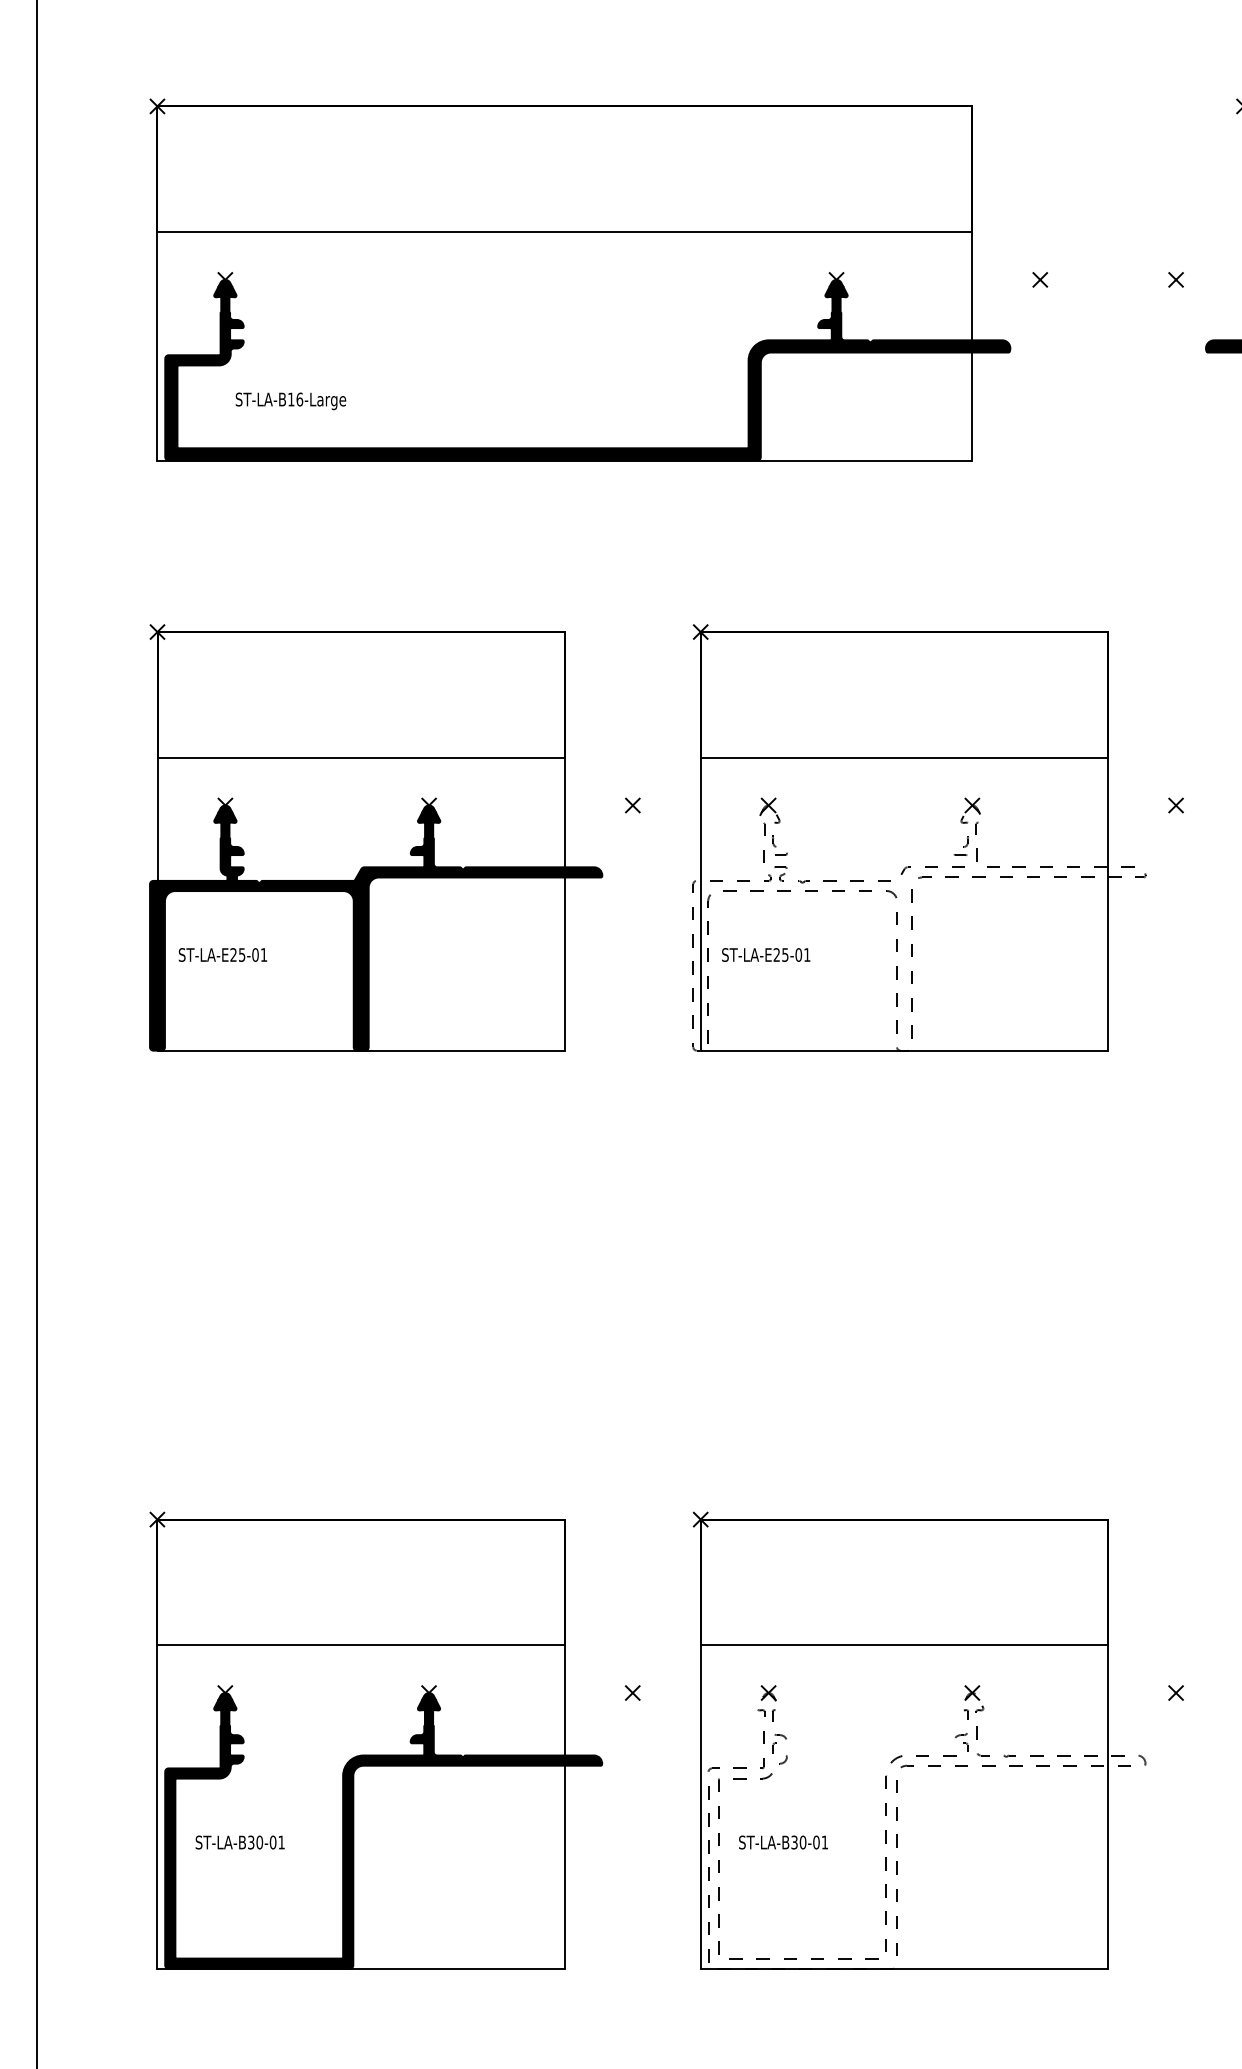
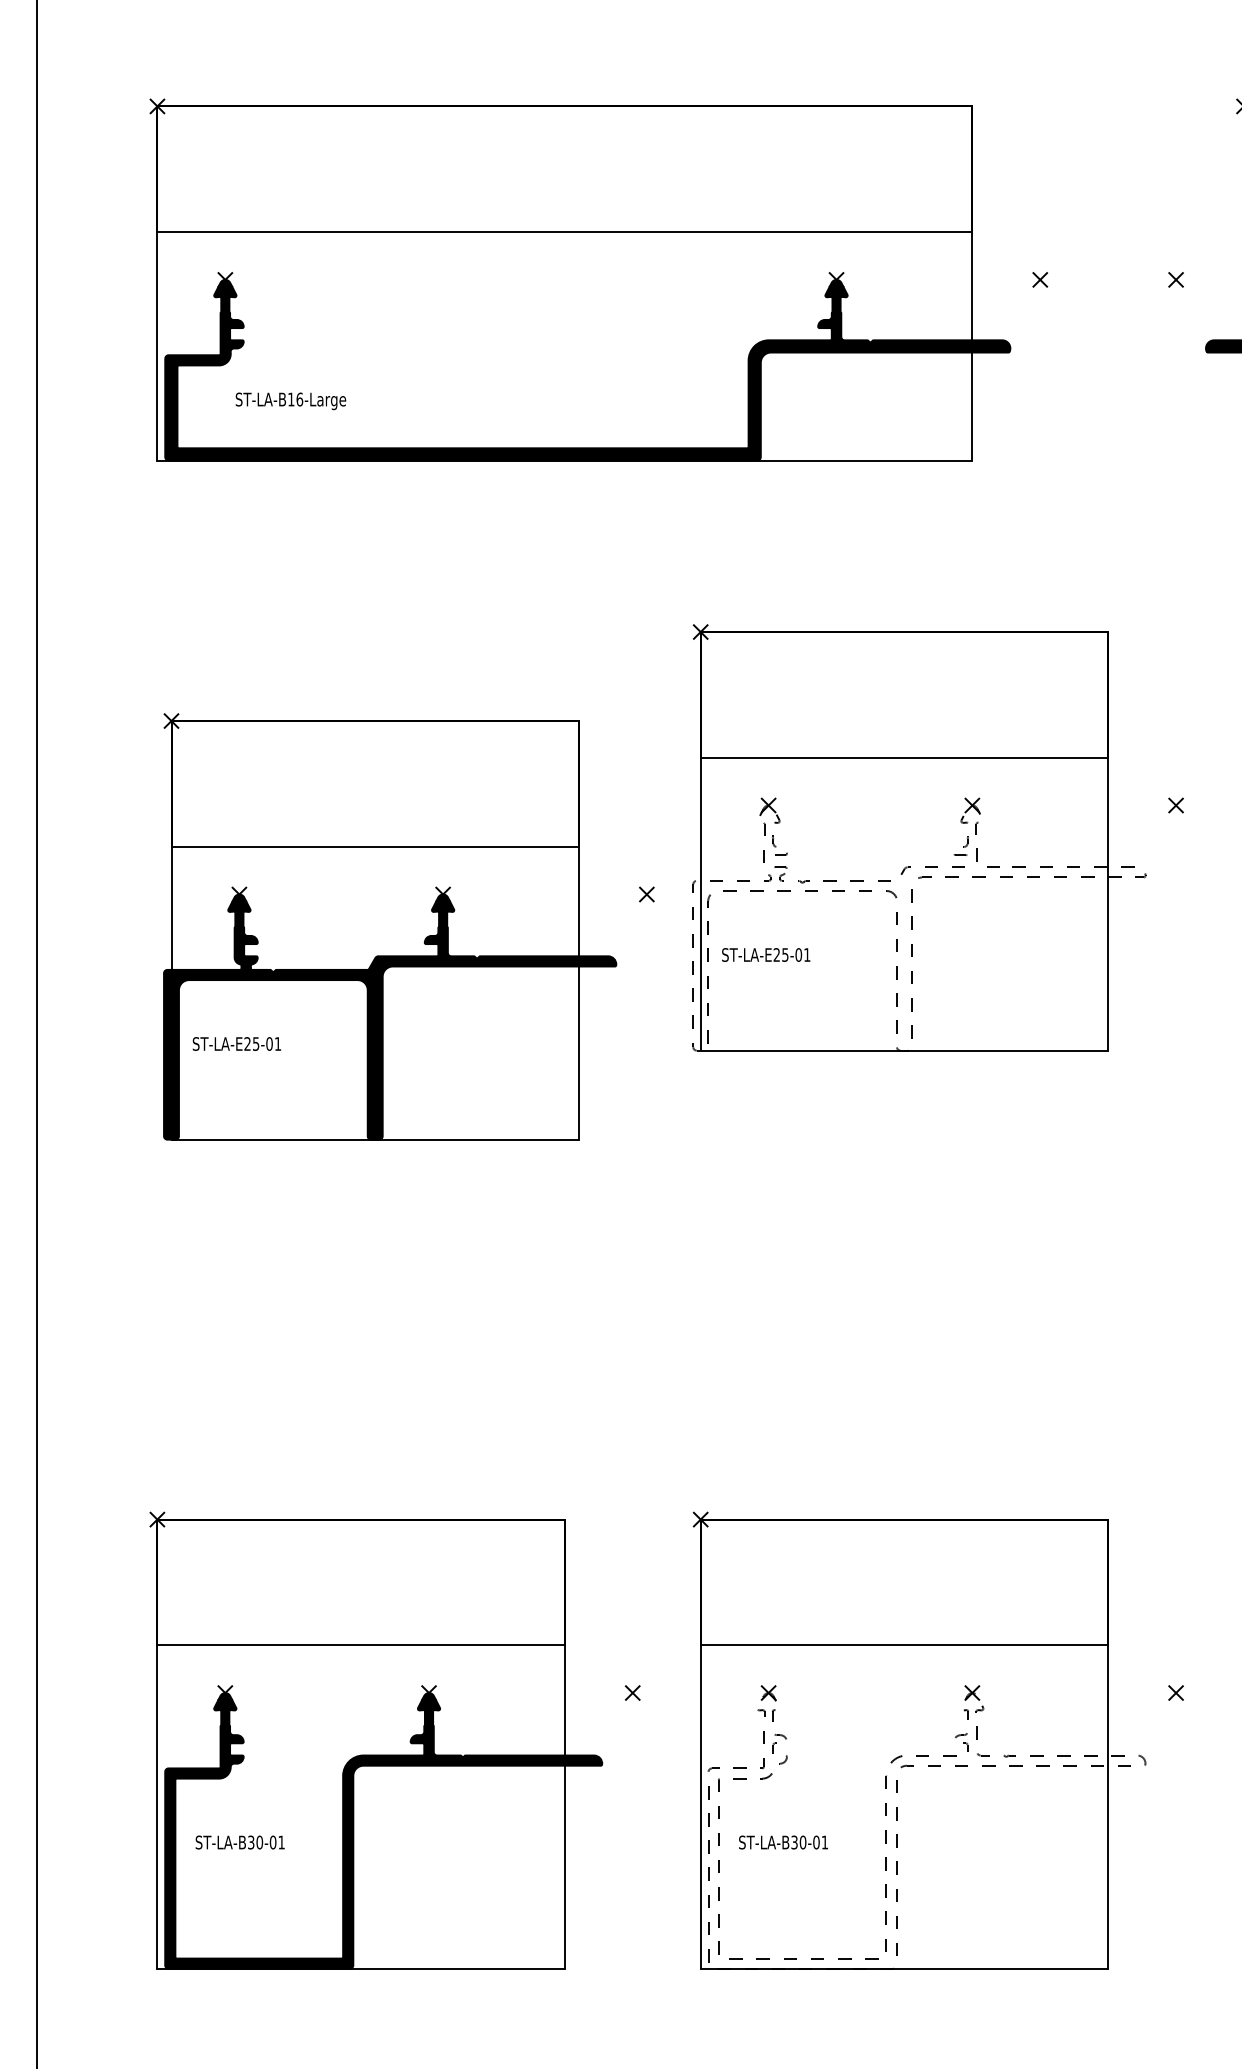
part position: (394, 837) -> (408, 926) (408, 926)
